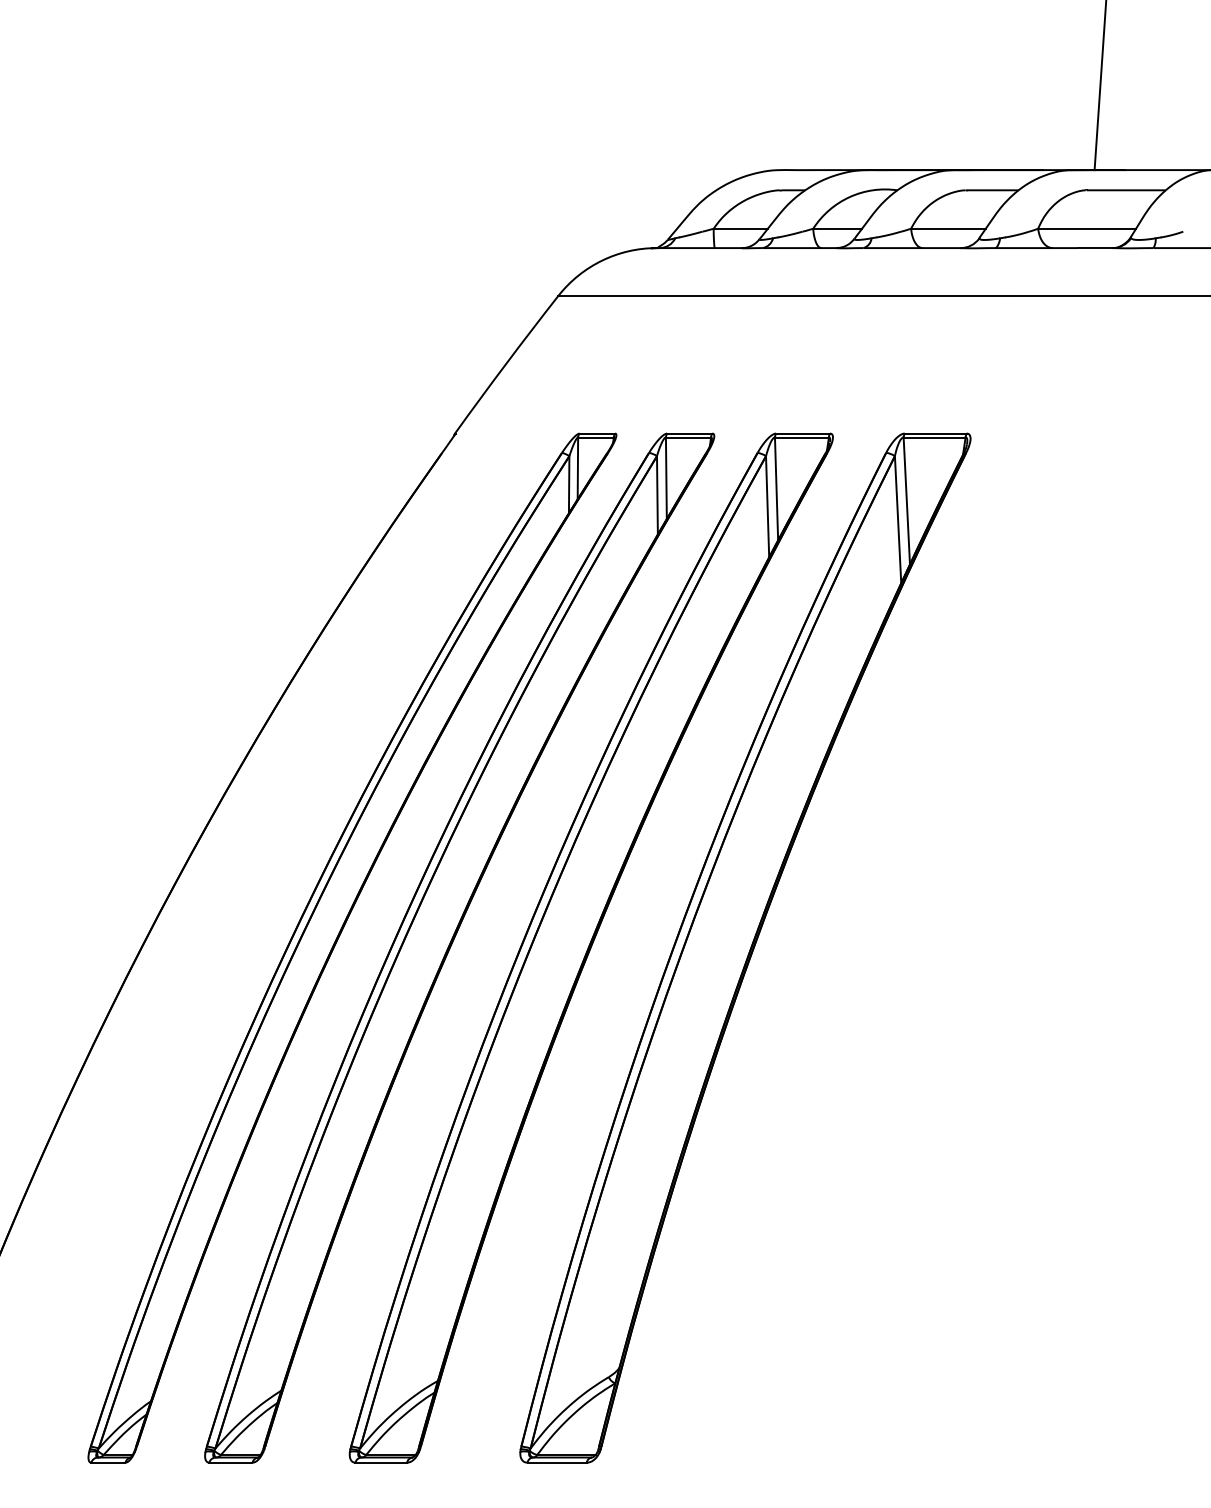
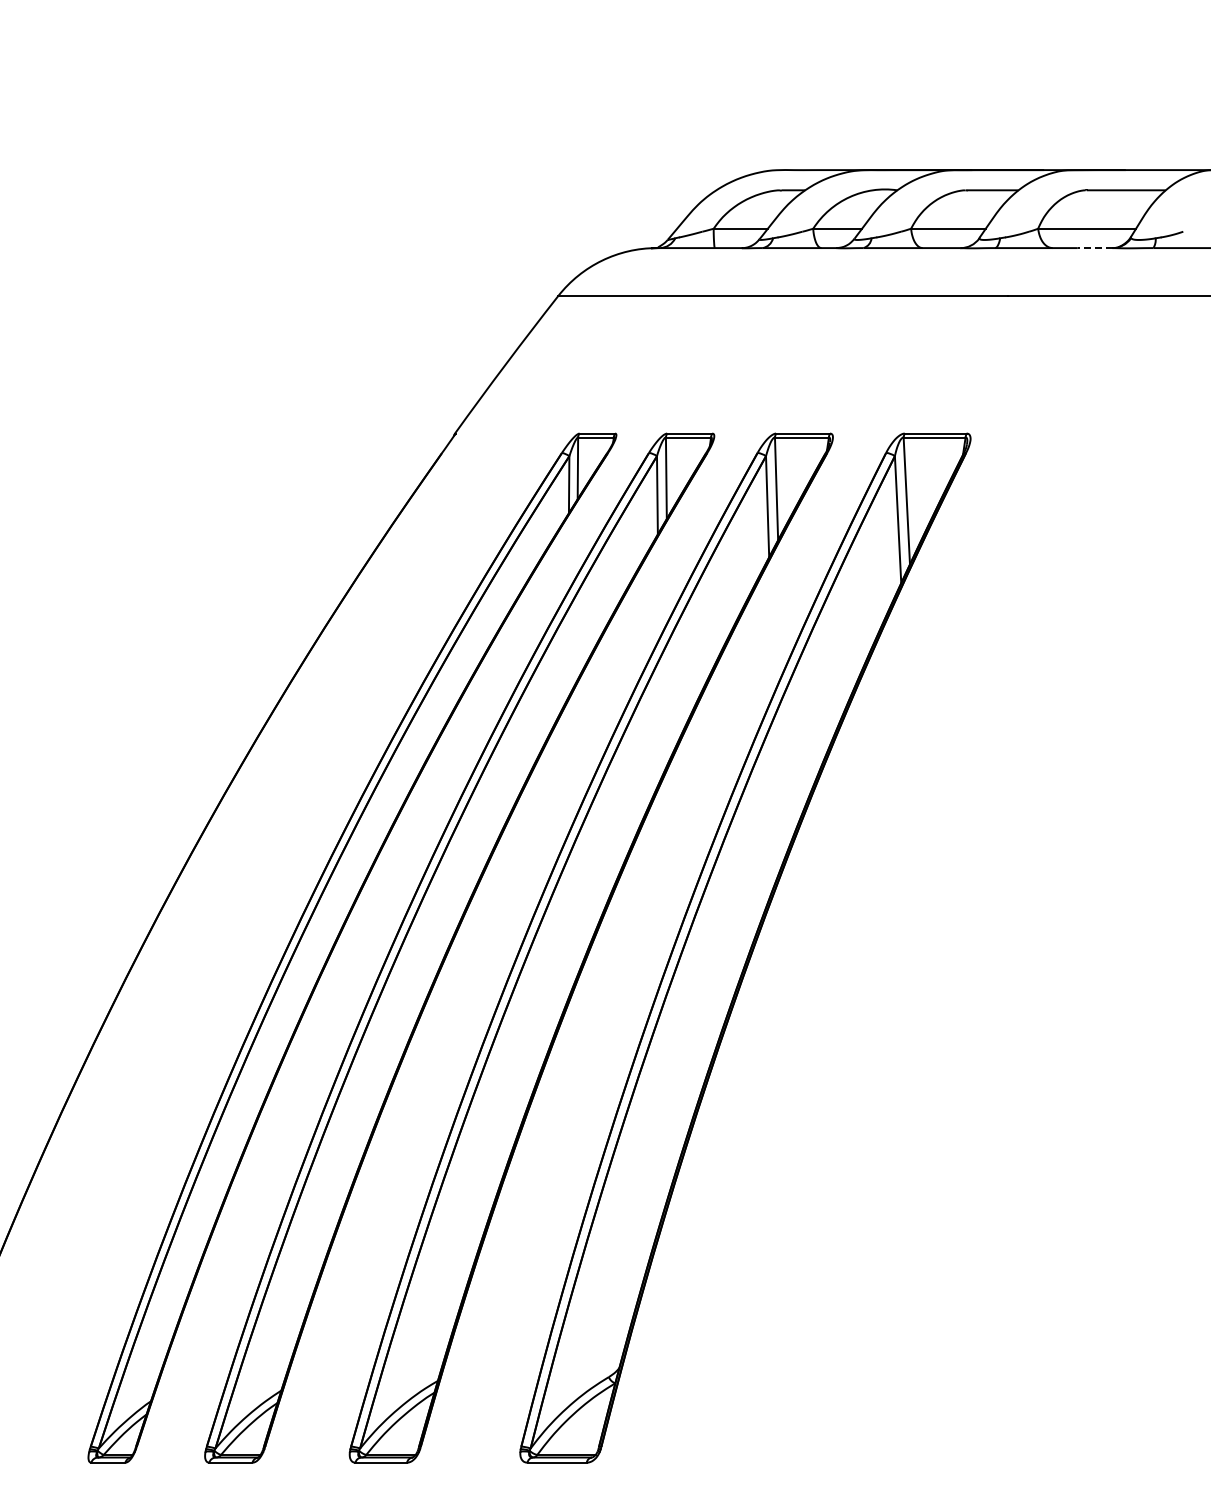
line: present -> none (1100, 86)
line: solid -> dashed (1094, 248)
